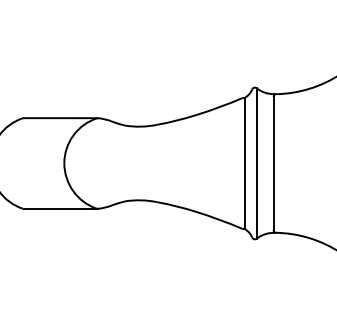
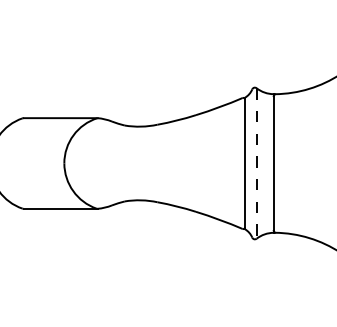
line: solid -> dashed (256, 163)
